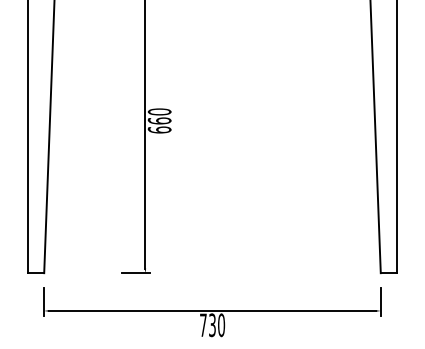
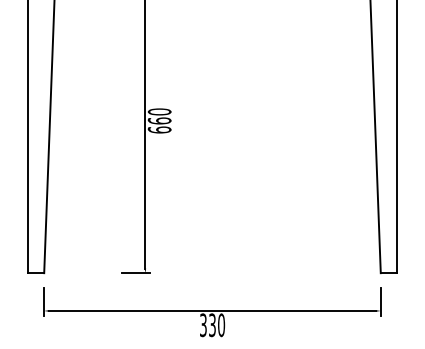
text: 730 -> 330 (203, 325)
